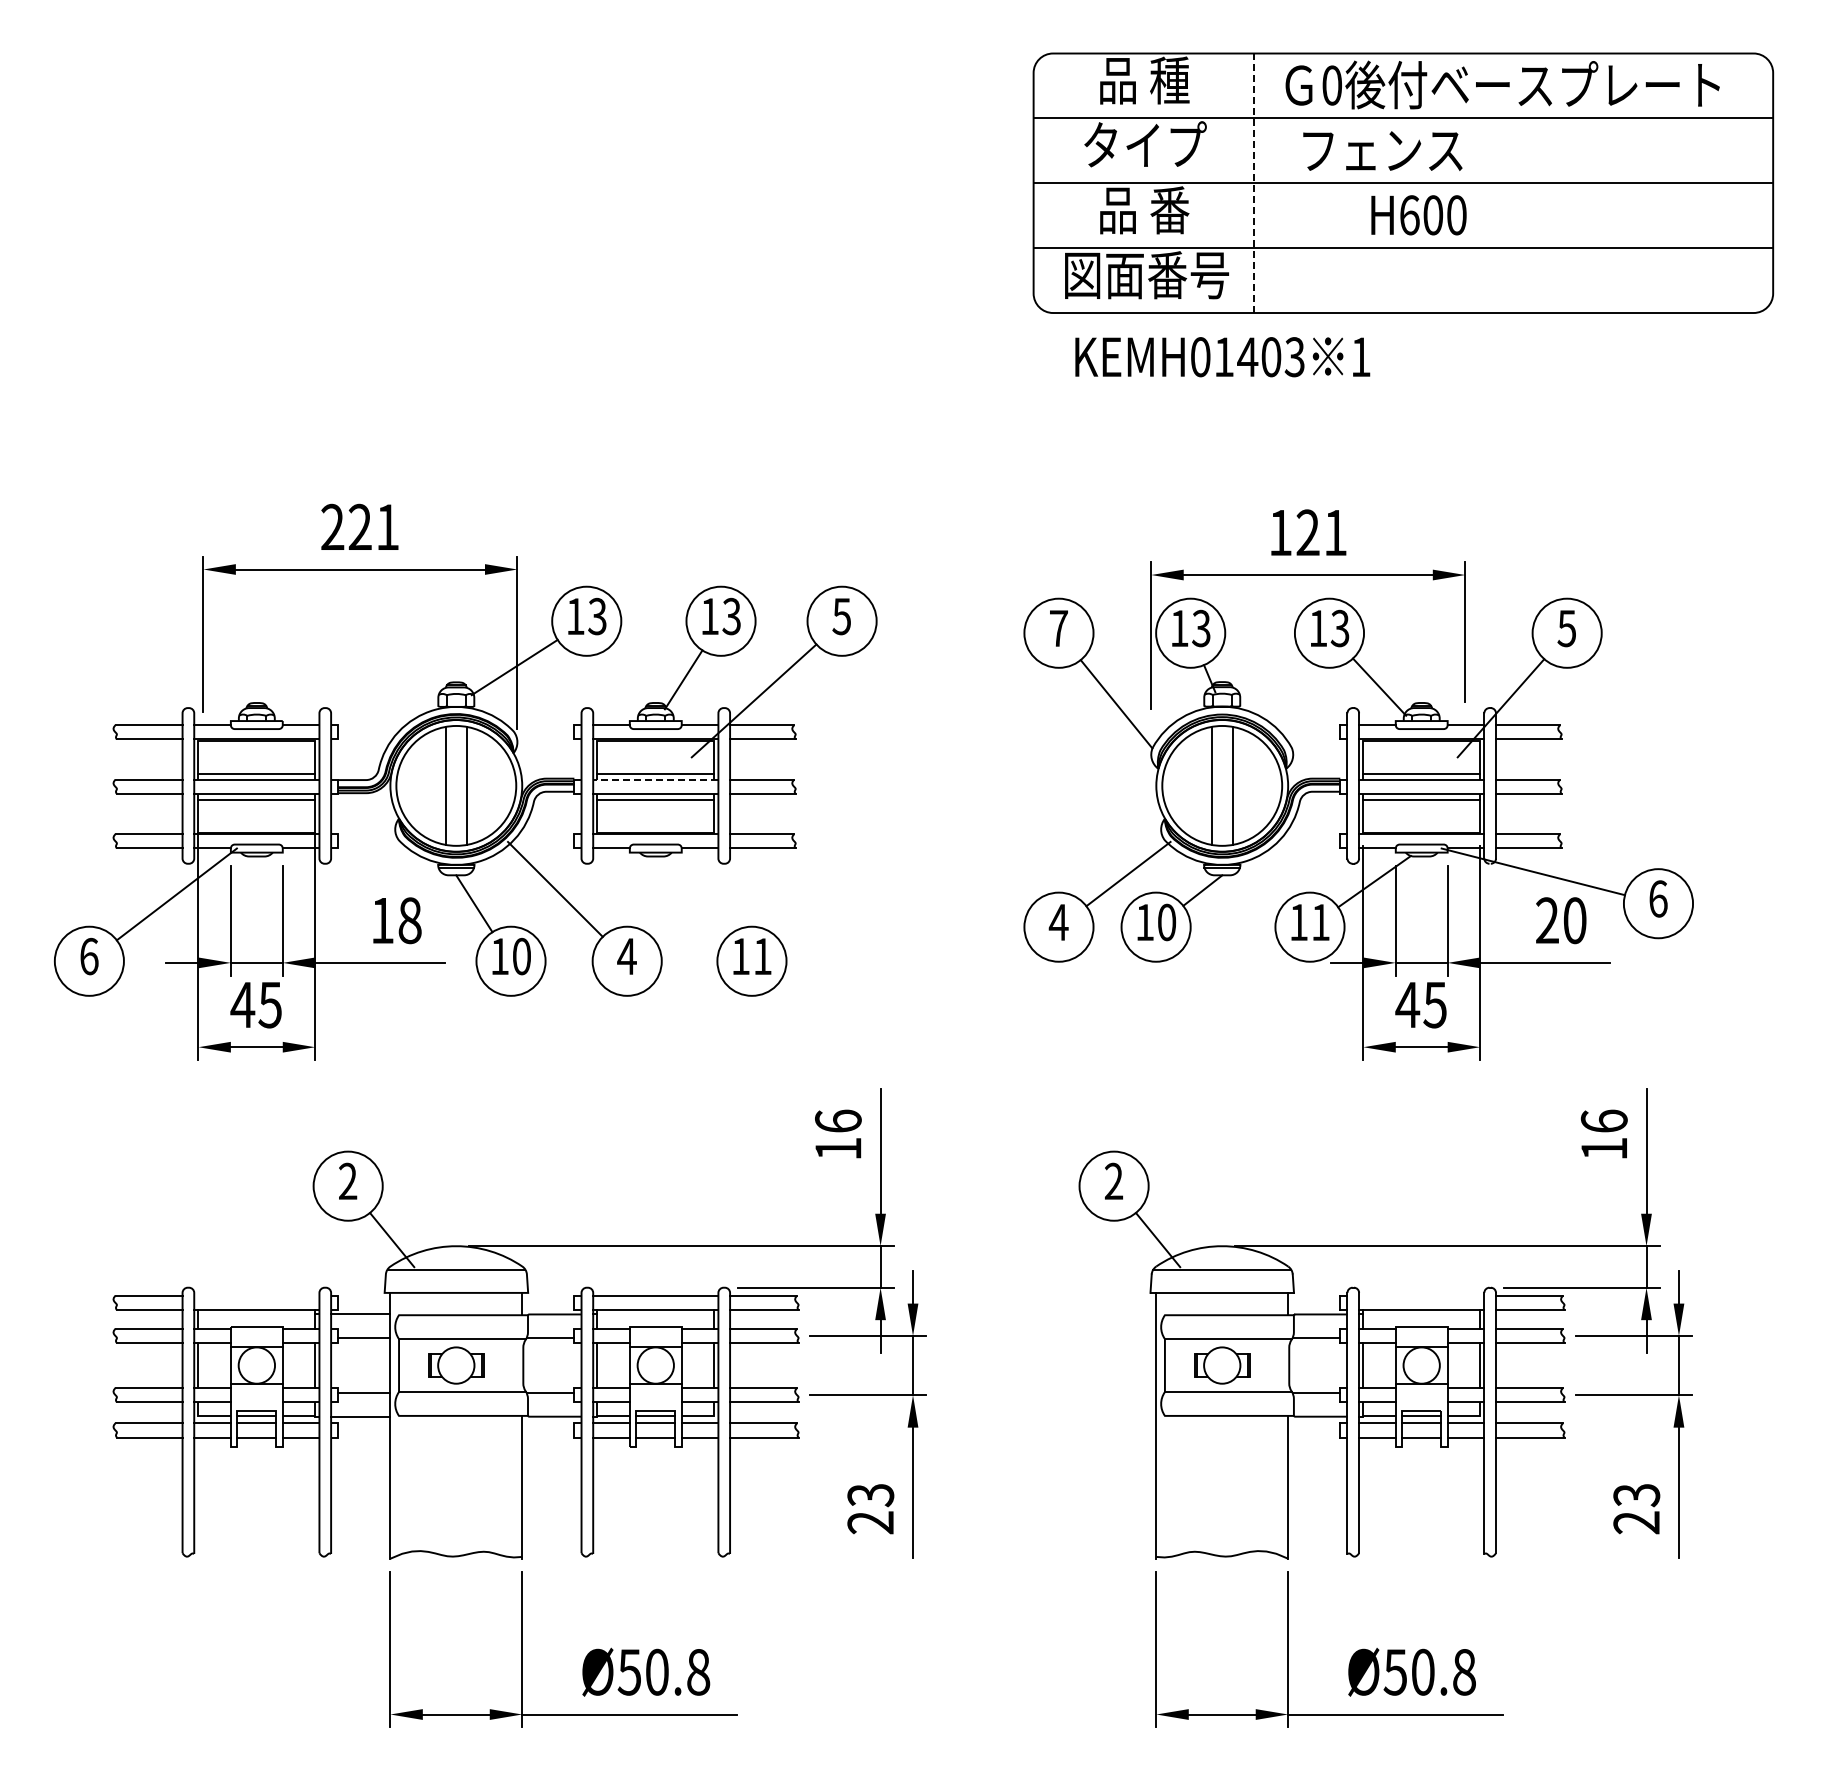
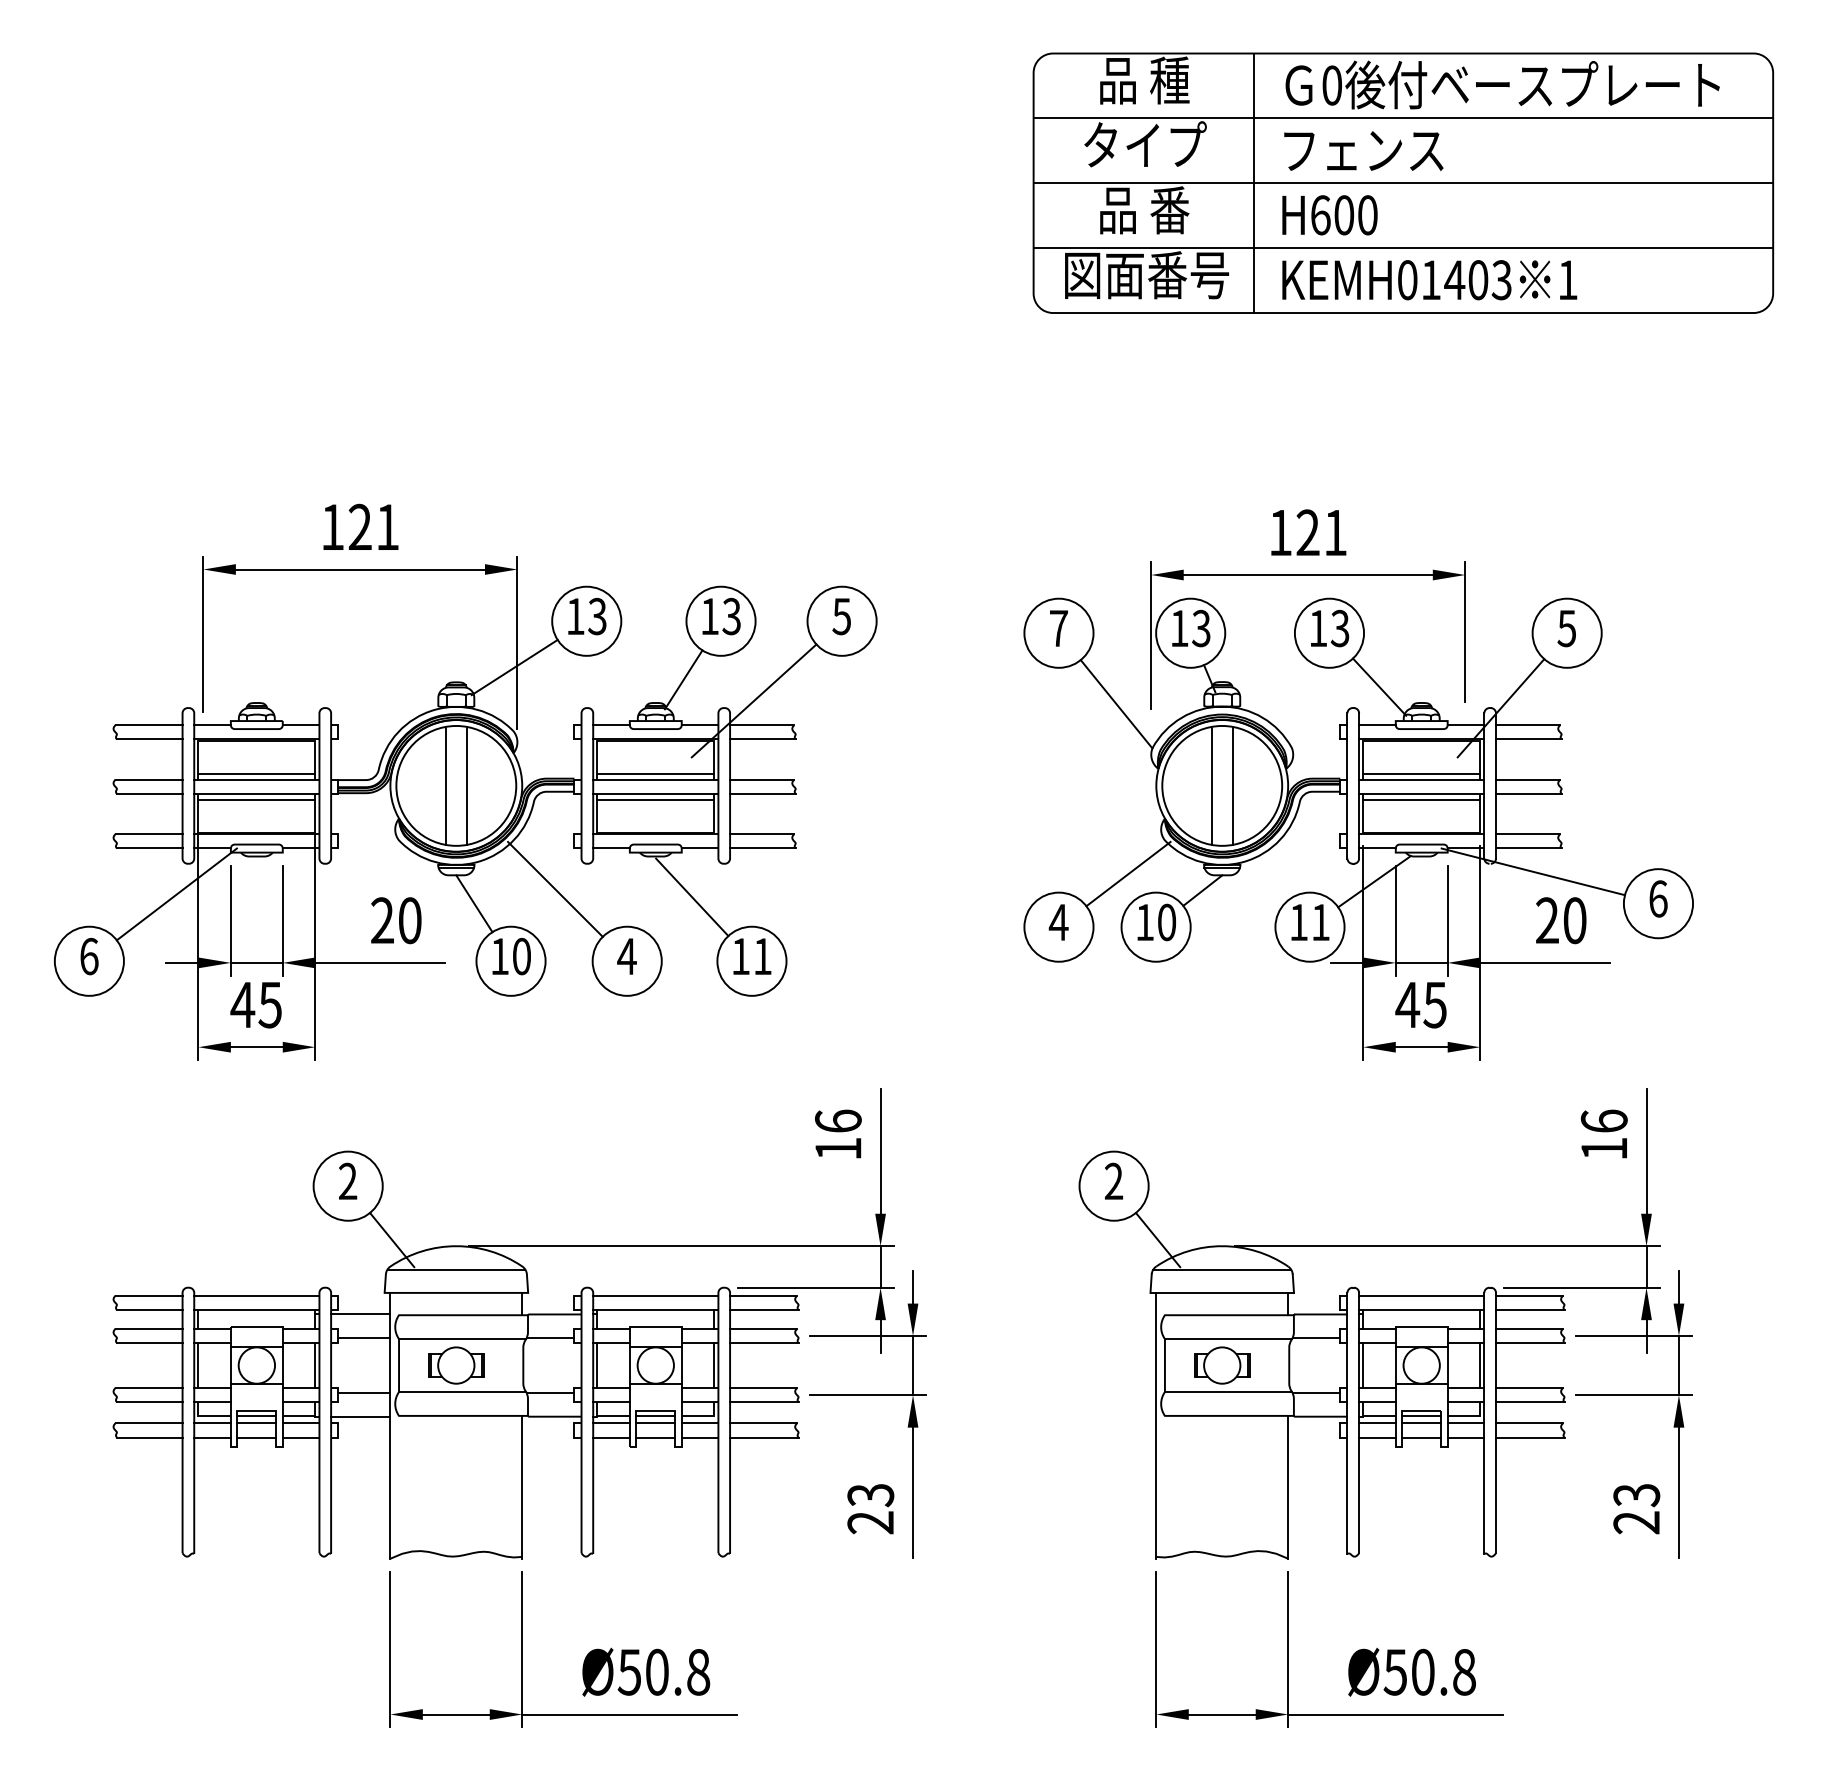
text position: (1382, 150) -> (1363, 150) (1363, 150)
line: dashed -> solid (1254, 183)
text position: (1418, 215) -> (1329, 215) (1329, 215)
text position: (1222, 357) -> (1429, 280) (1429, 280)
text: 221 -> 121 (332, 526)
line: dashed -> solid (655, 779)
line: none -> present (692, 897)
text: 18 -> 20 (396, 920)
line: none -> present (256, 1295)
line: none -> present (1421, 1295)
